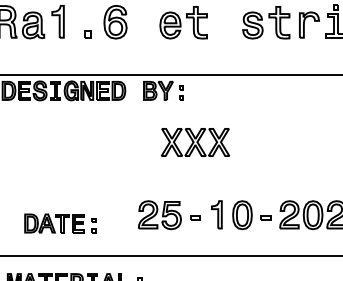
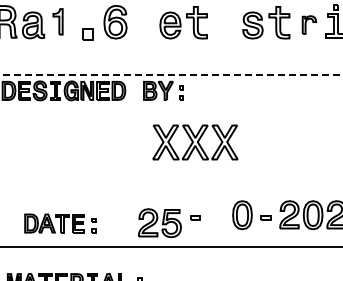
part size: 14x34 px -> 12x28 px (57, 21)
part size: 21x28 px -> 17x20 px (309, 24)
part size: 8x9 px -> 12x13 px (87, 34)
line: solid -> dashed (171, 74)
part size: 70x29 px -> 87x37 px (195, 142)
part: present -> none (216, 214)
part position: (159, 215) -> (159, 223) (159, 223)
line position: (170, 255) -> (170, 246) (170, 246)
